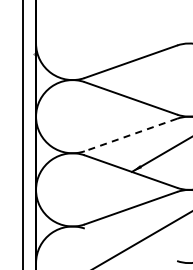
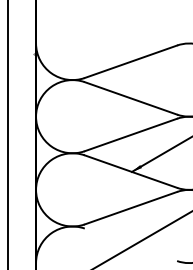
line position: (23, 134) -> (8, 134) (8, 134)
line: dashed -> solid (130, 134)
